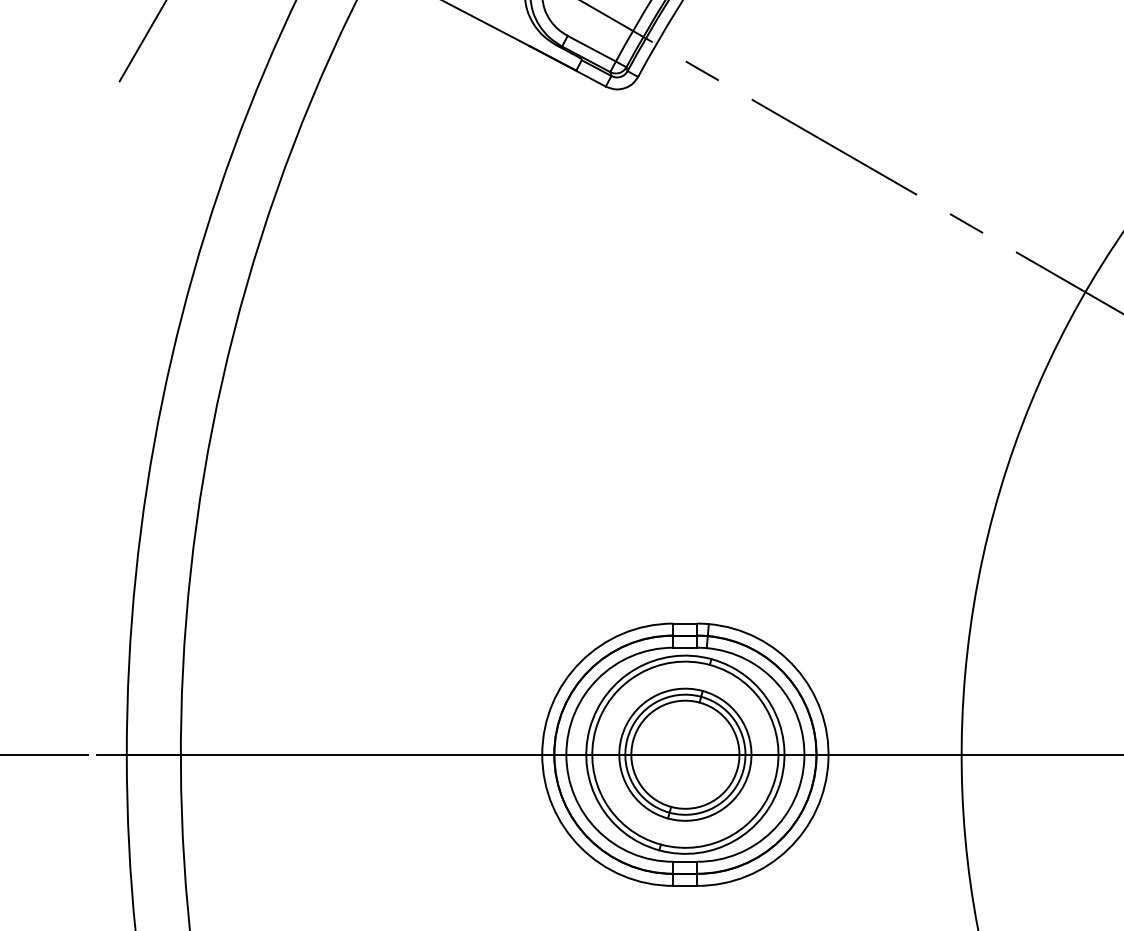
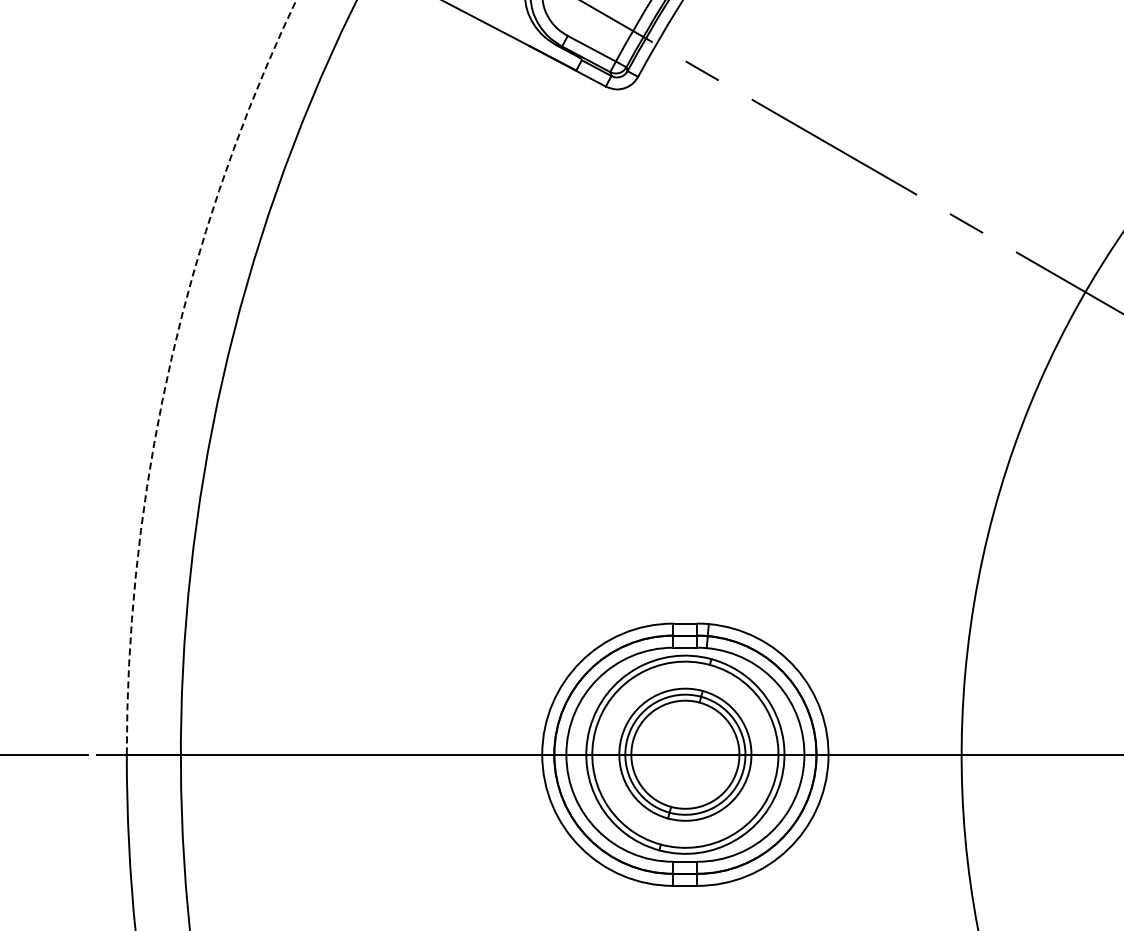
line: present -> none (142, 41)
arc: solid -> dashed (168, 371)
